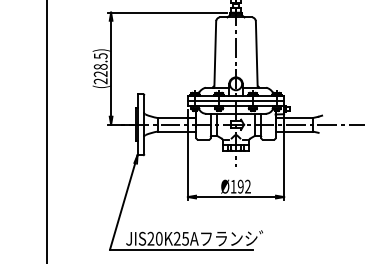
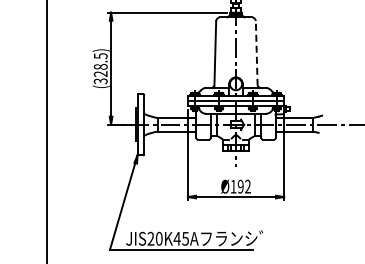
line: solid -> dashed (256, 52)
text: (228.5) -> (328.5) (100, 81)
text: JIS20K25A -> JIS20K45A (176, 238)
